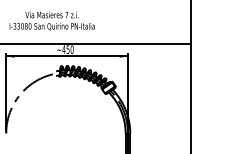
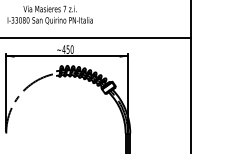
text position: (51, 20) -> (49, 14) (49, 14)
line position: (96, 44) -> (96, 38) (96, 38)
